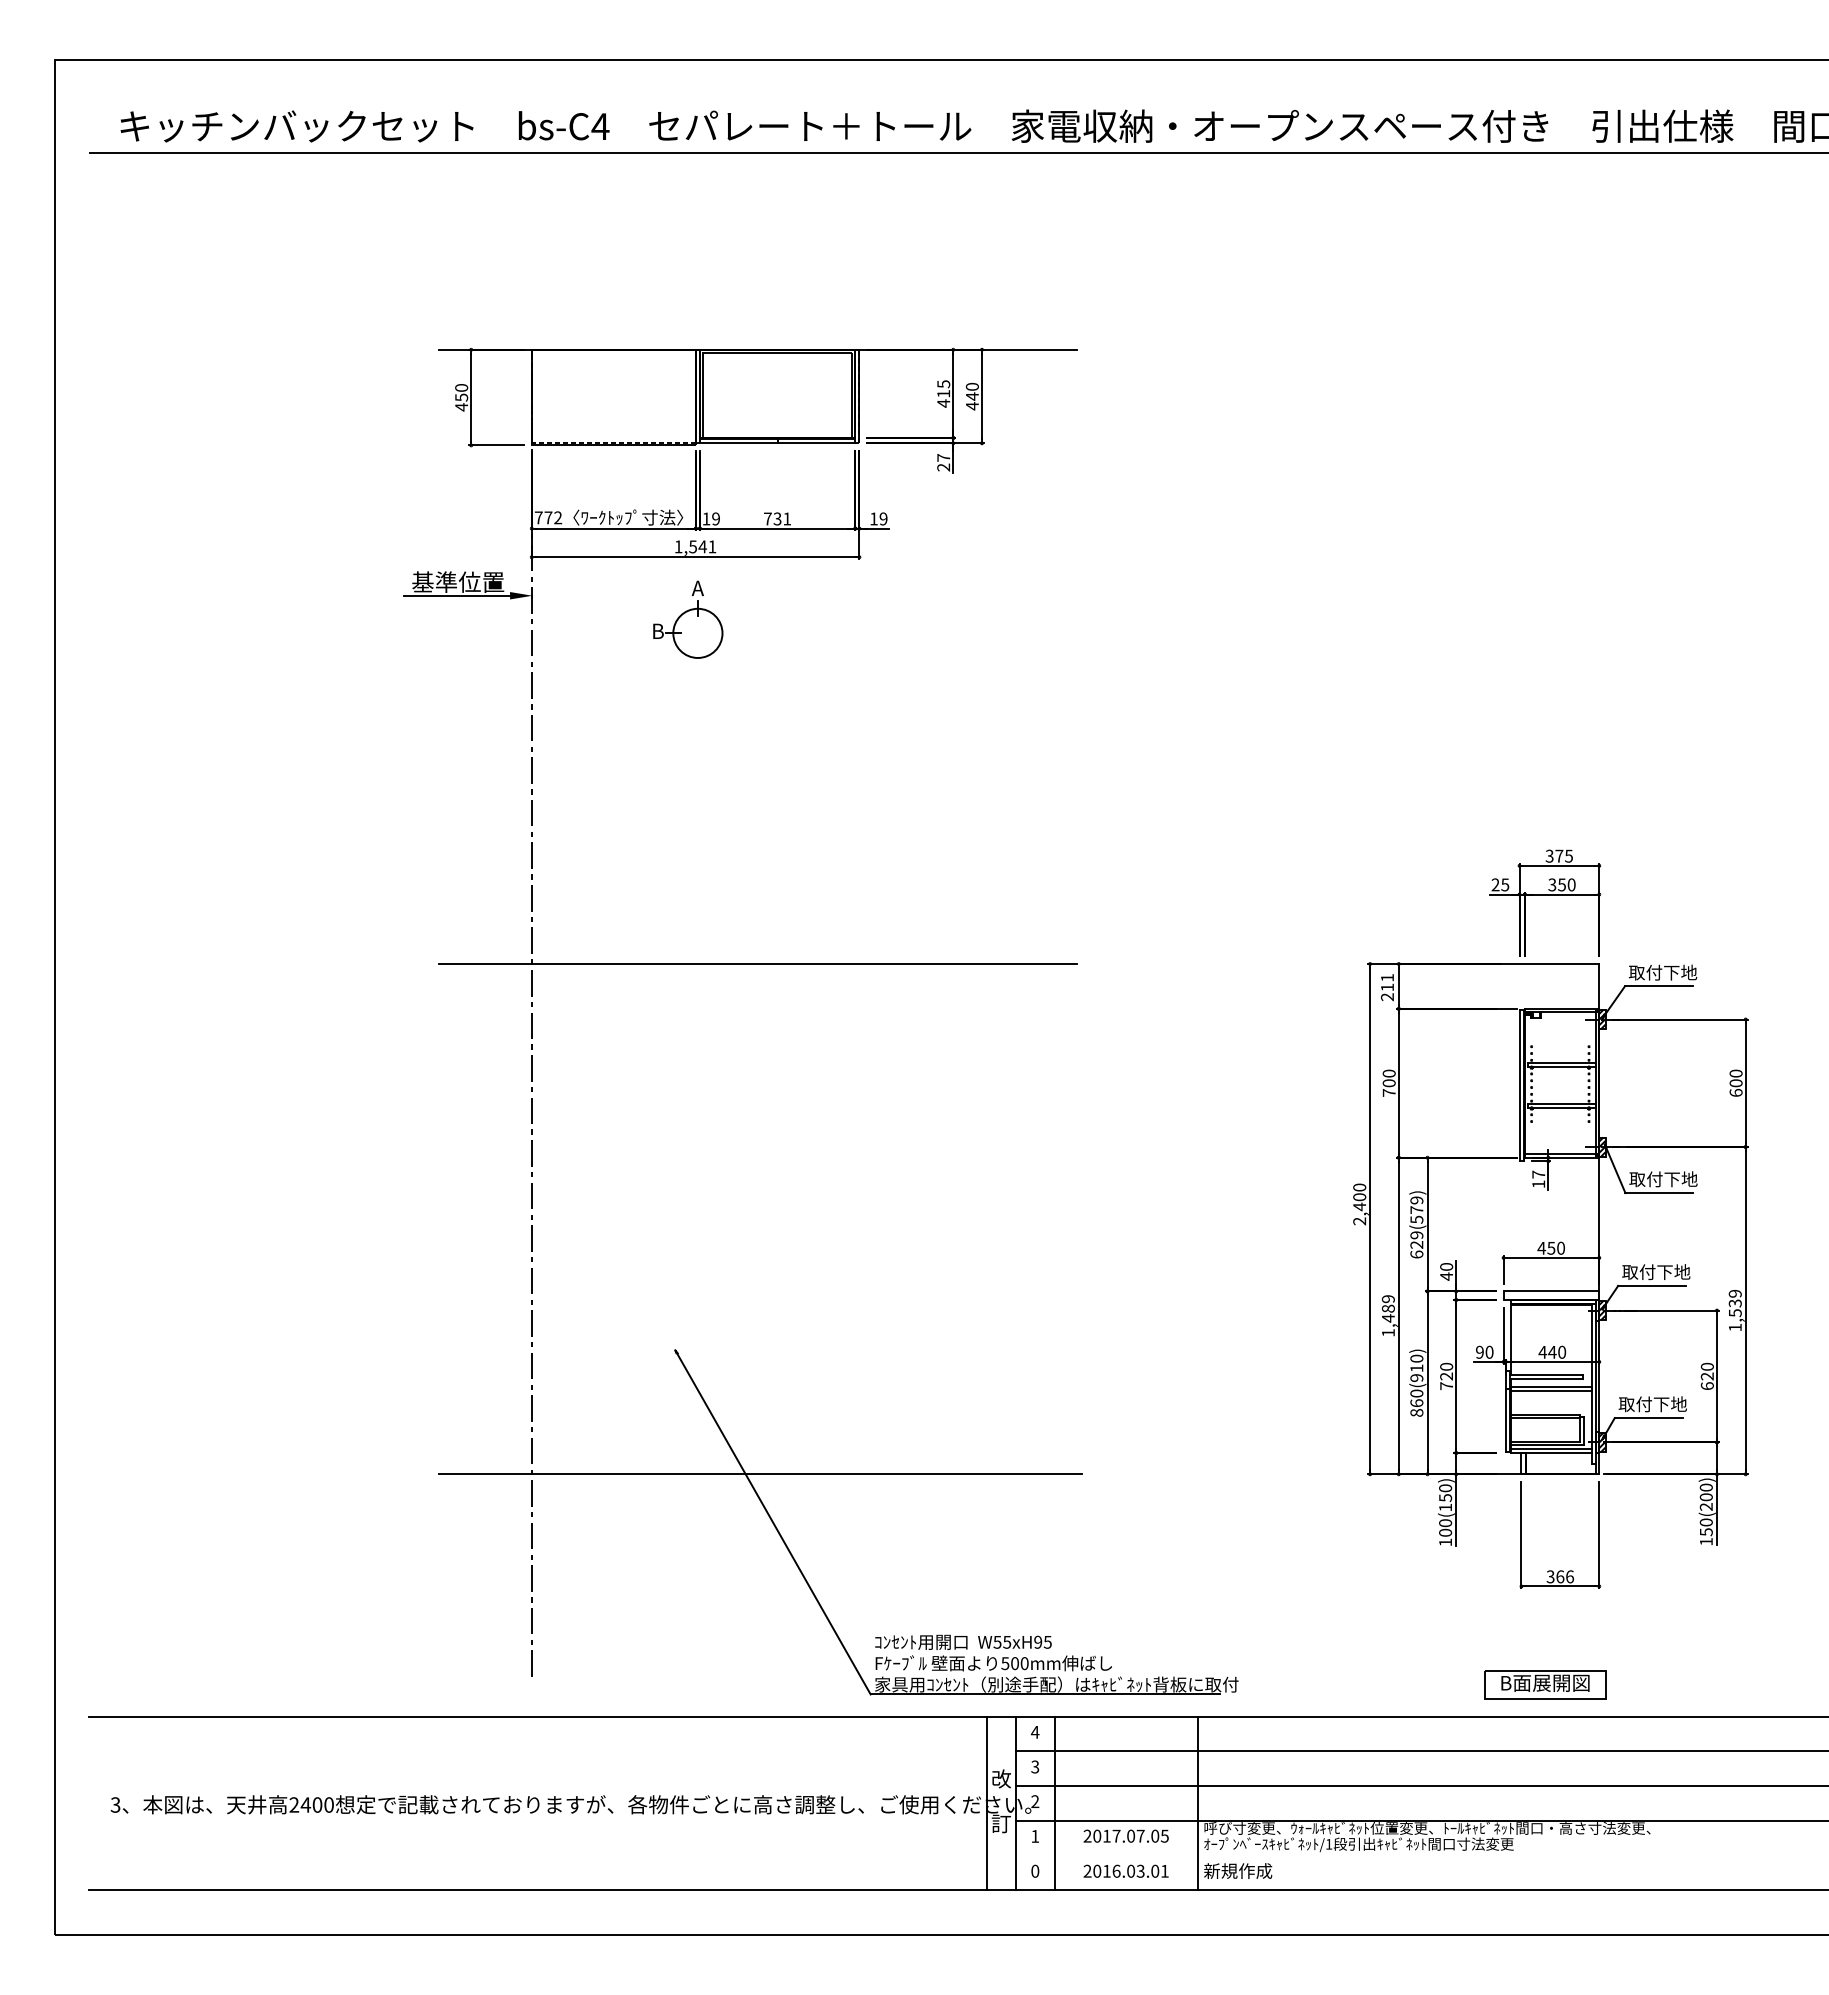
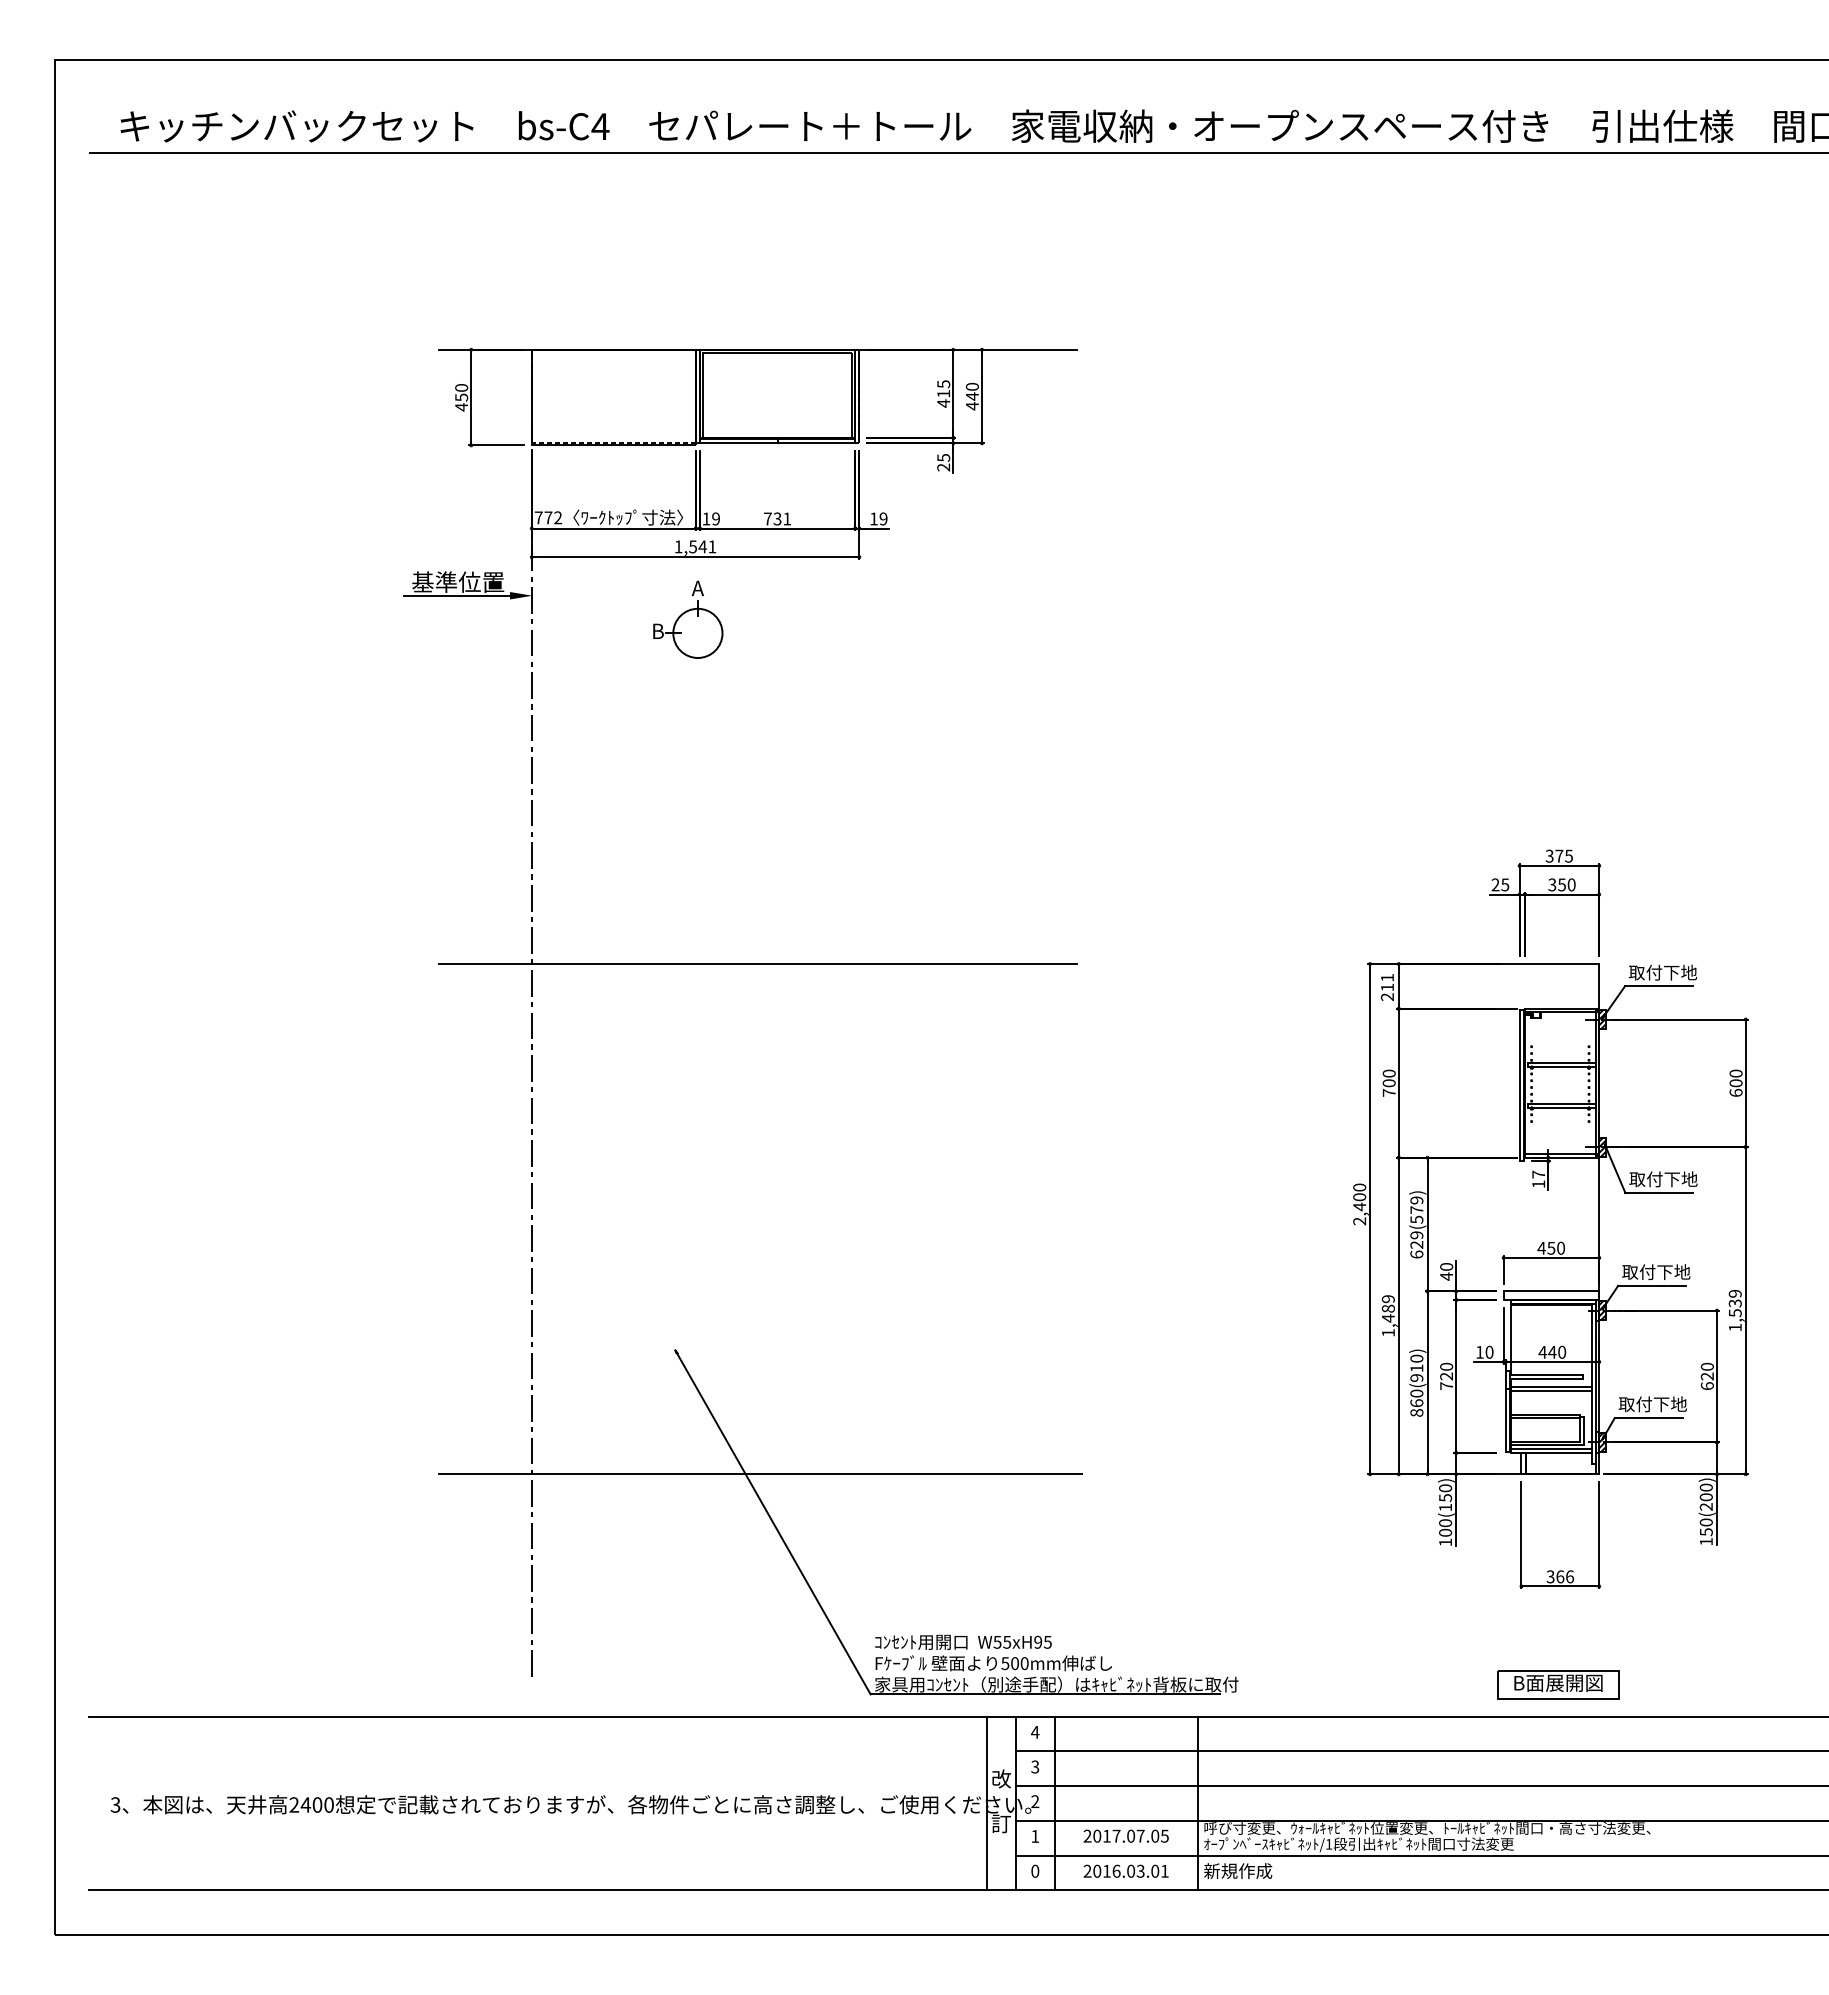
text: 27 -> 25 (943, 457)
text: 90 -> 10 (1479, 1351)
part position: (1545, 1684) -> (1558, 1684) (1558, 1684)
line: none -> present (1420, 1855)
